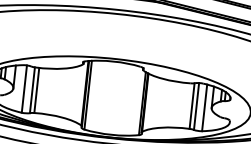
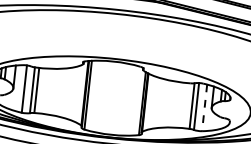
line: solid -> dashed (204, 108)
